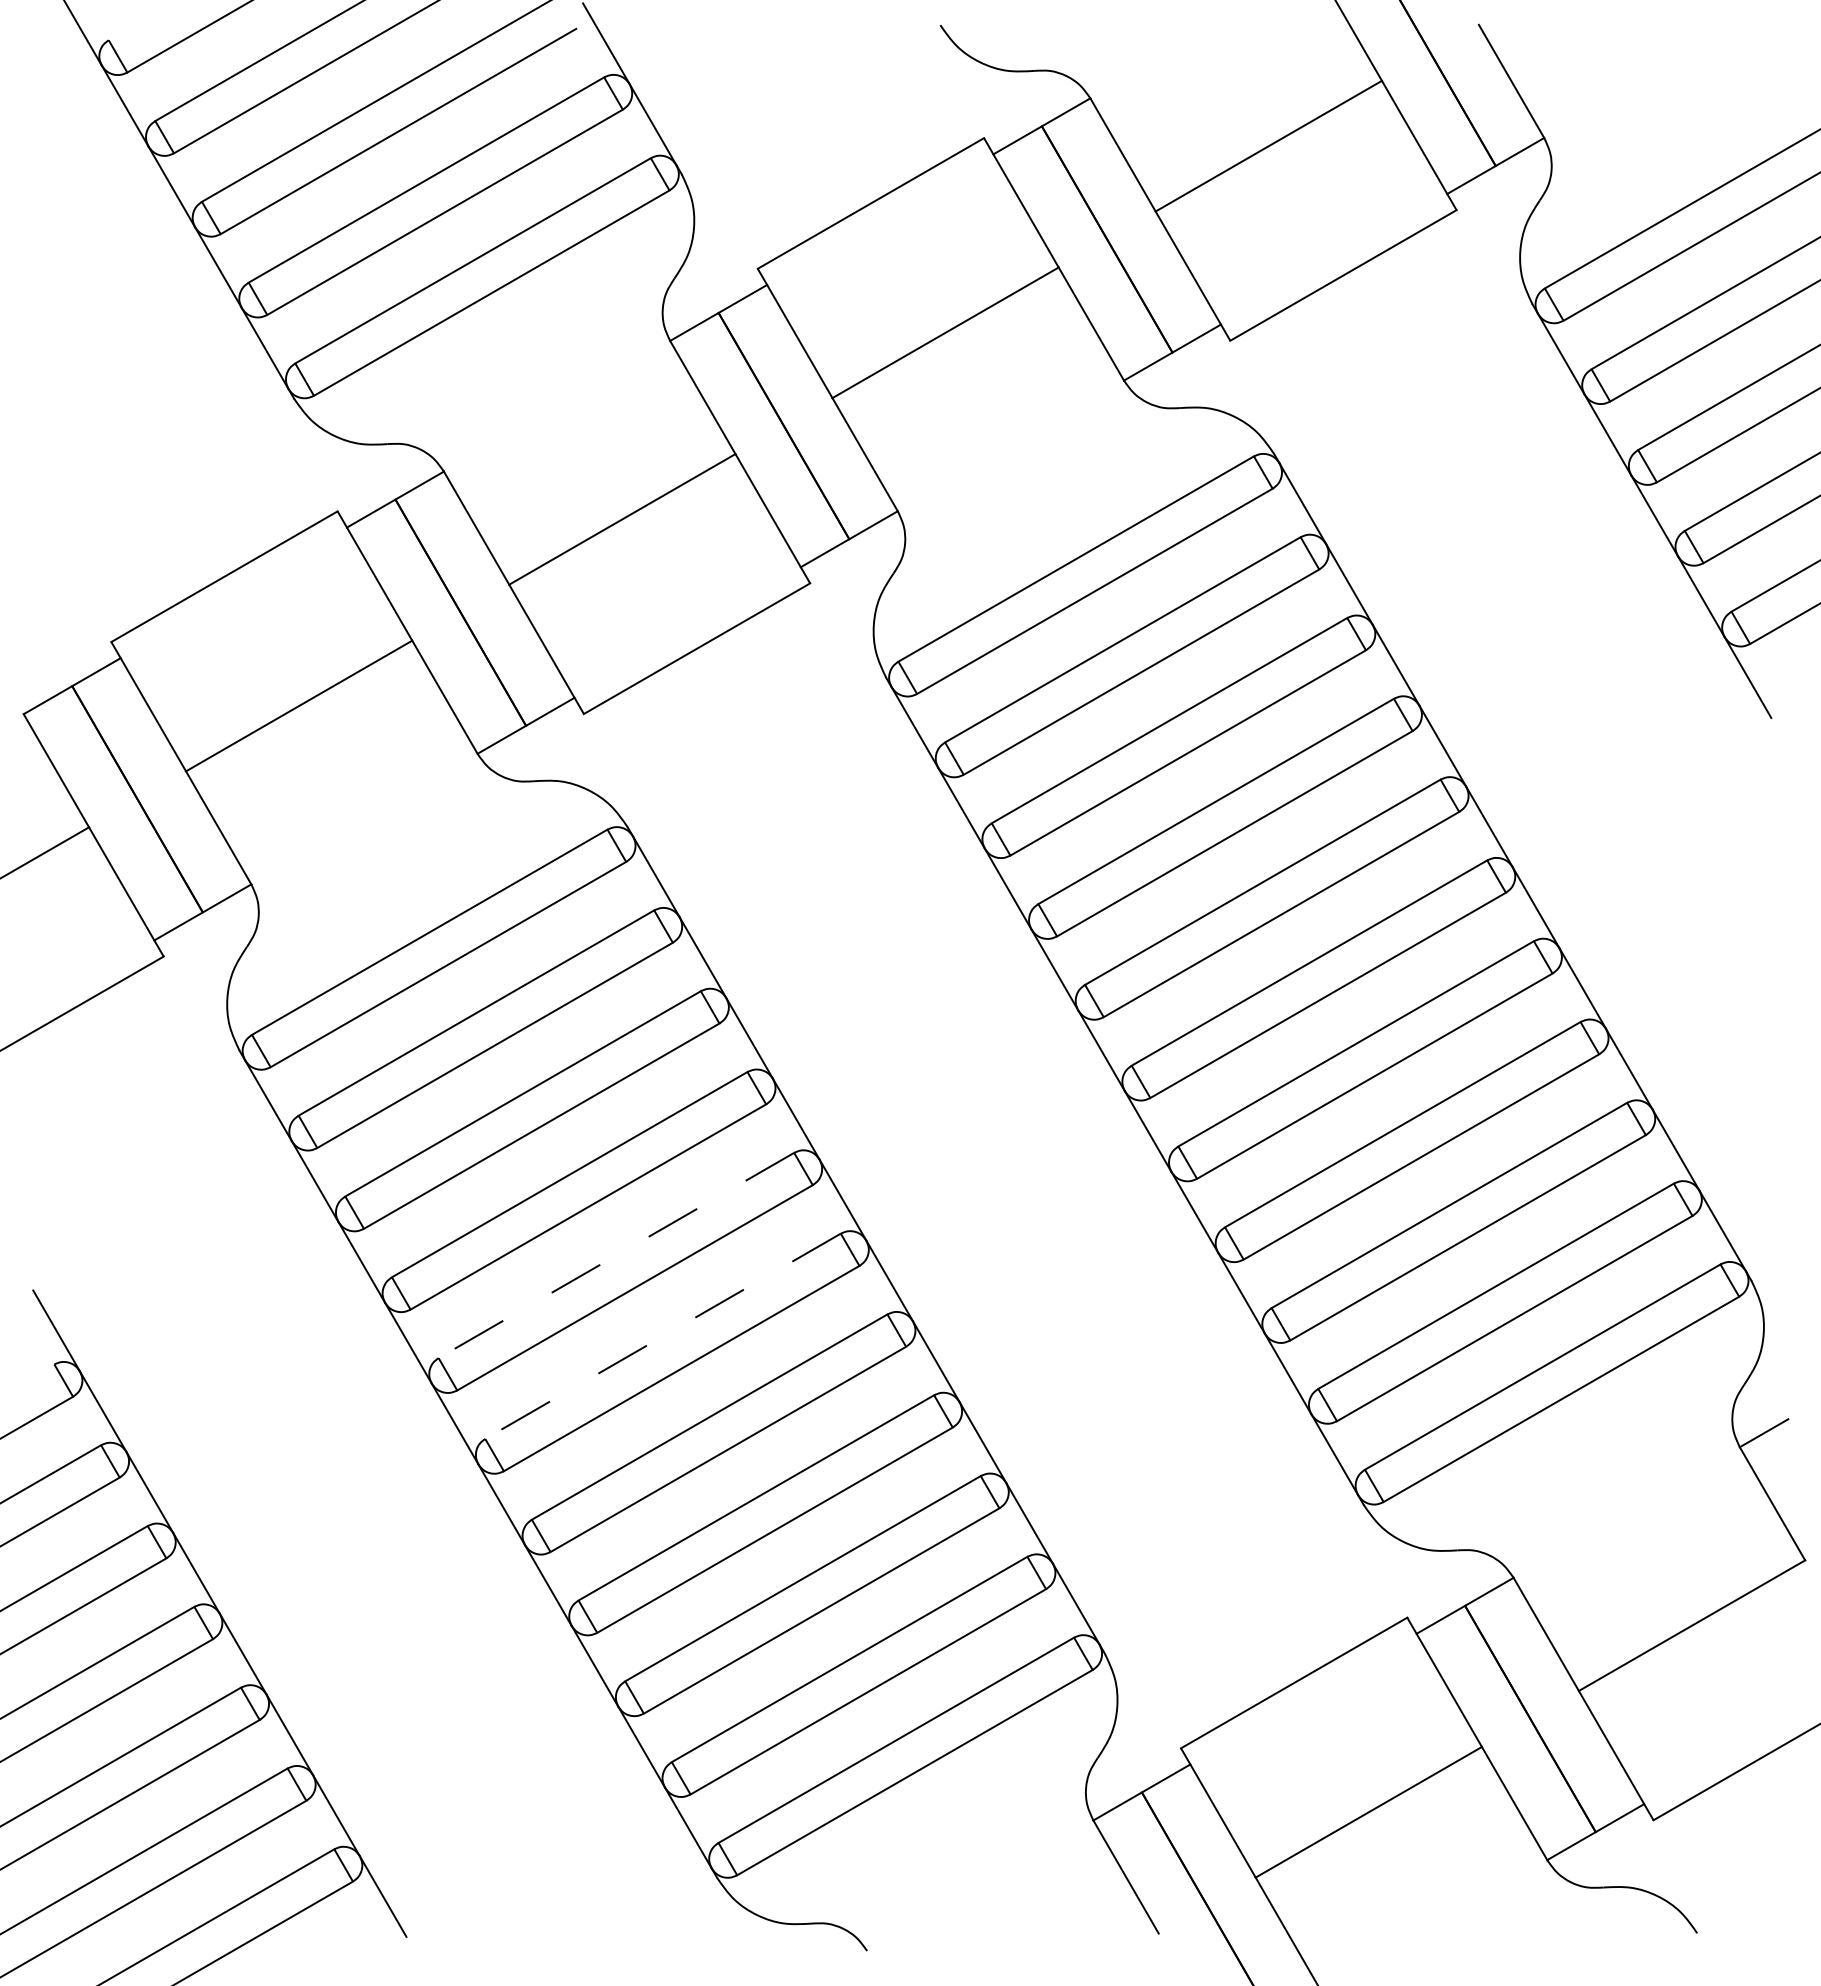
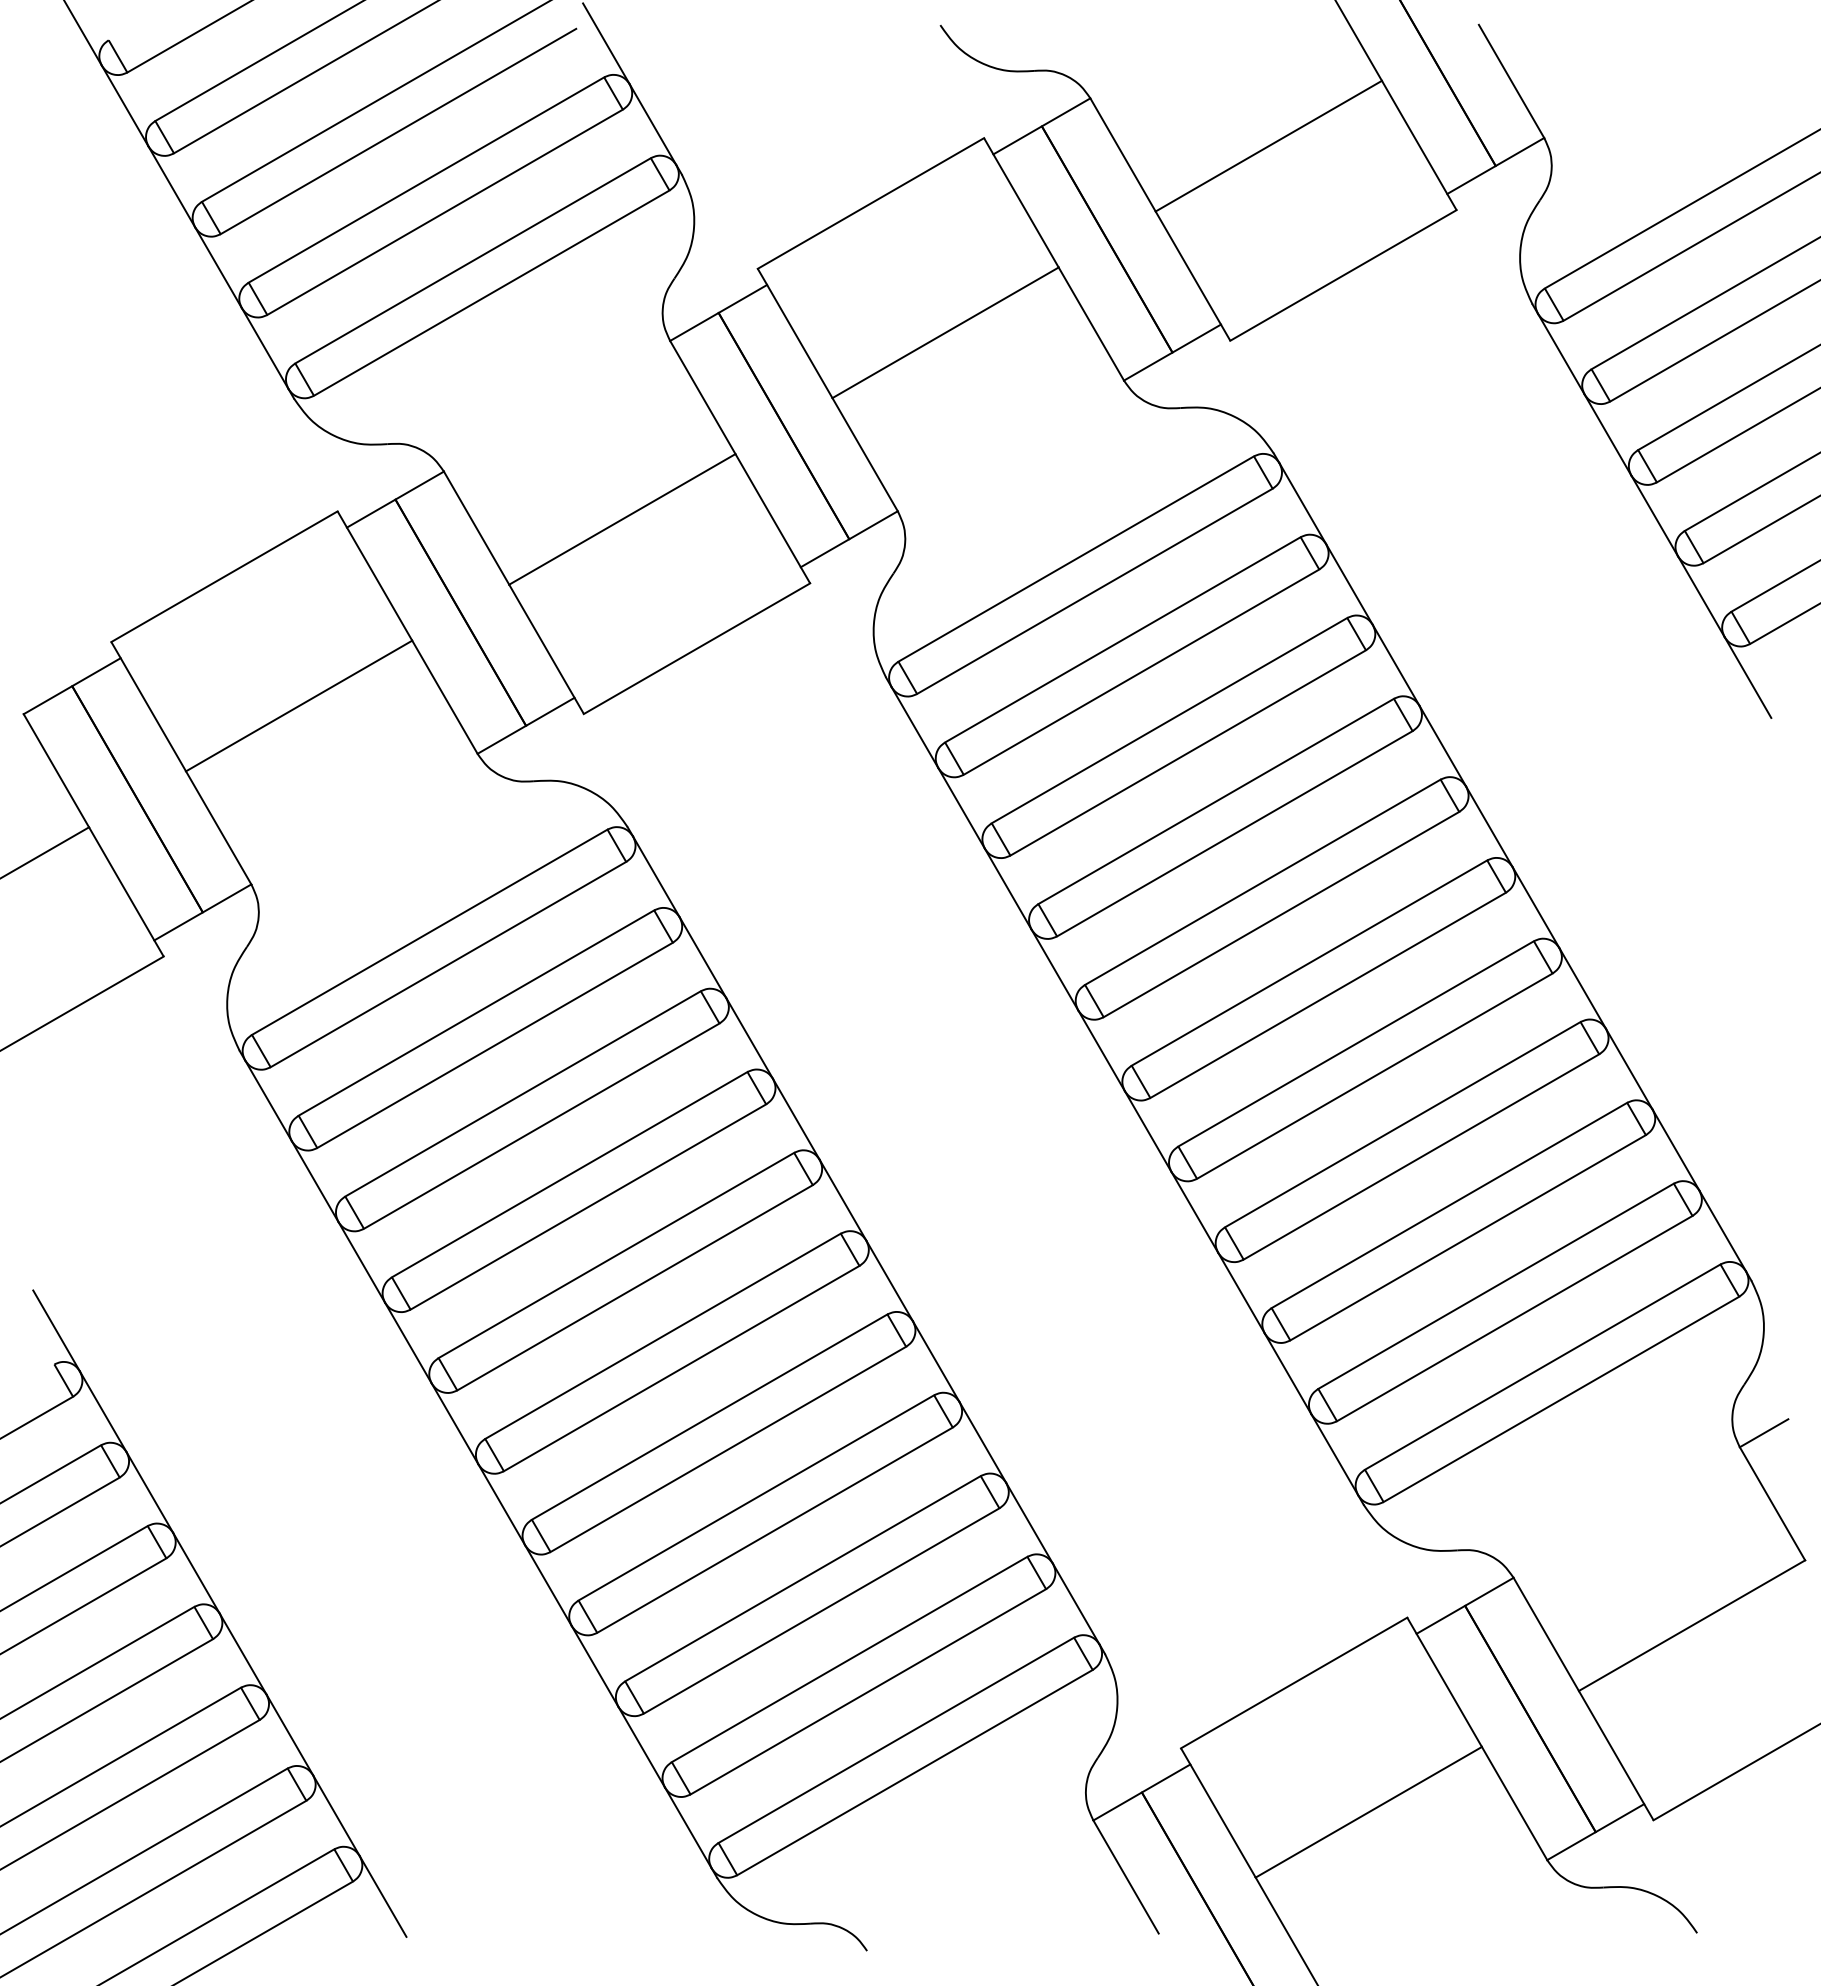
line: dashed -> solid (615, 1255)
line: dashed -> solid (662, 1336)
